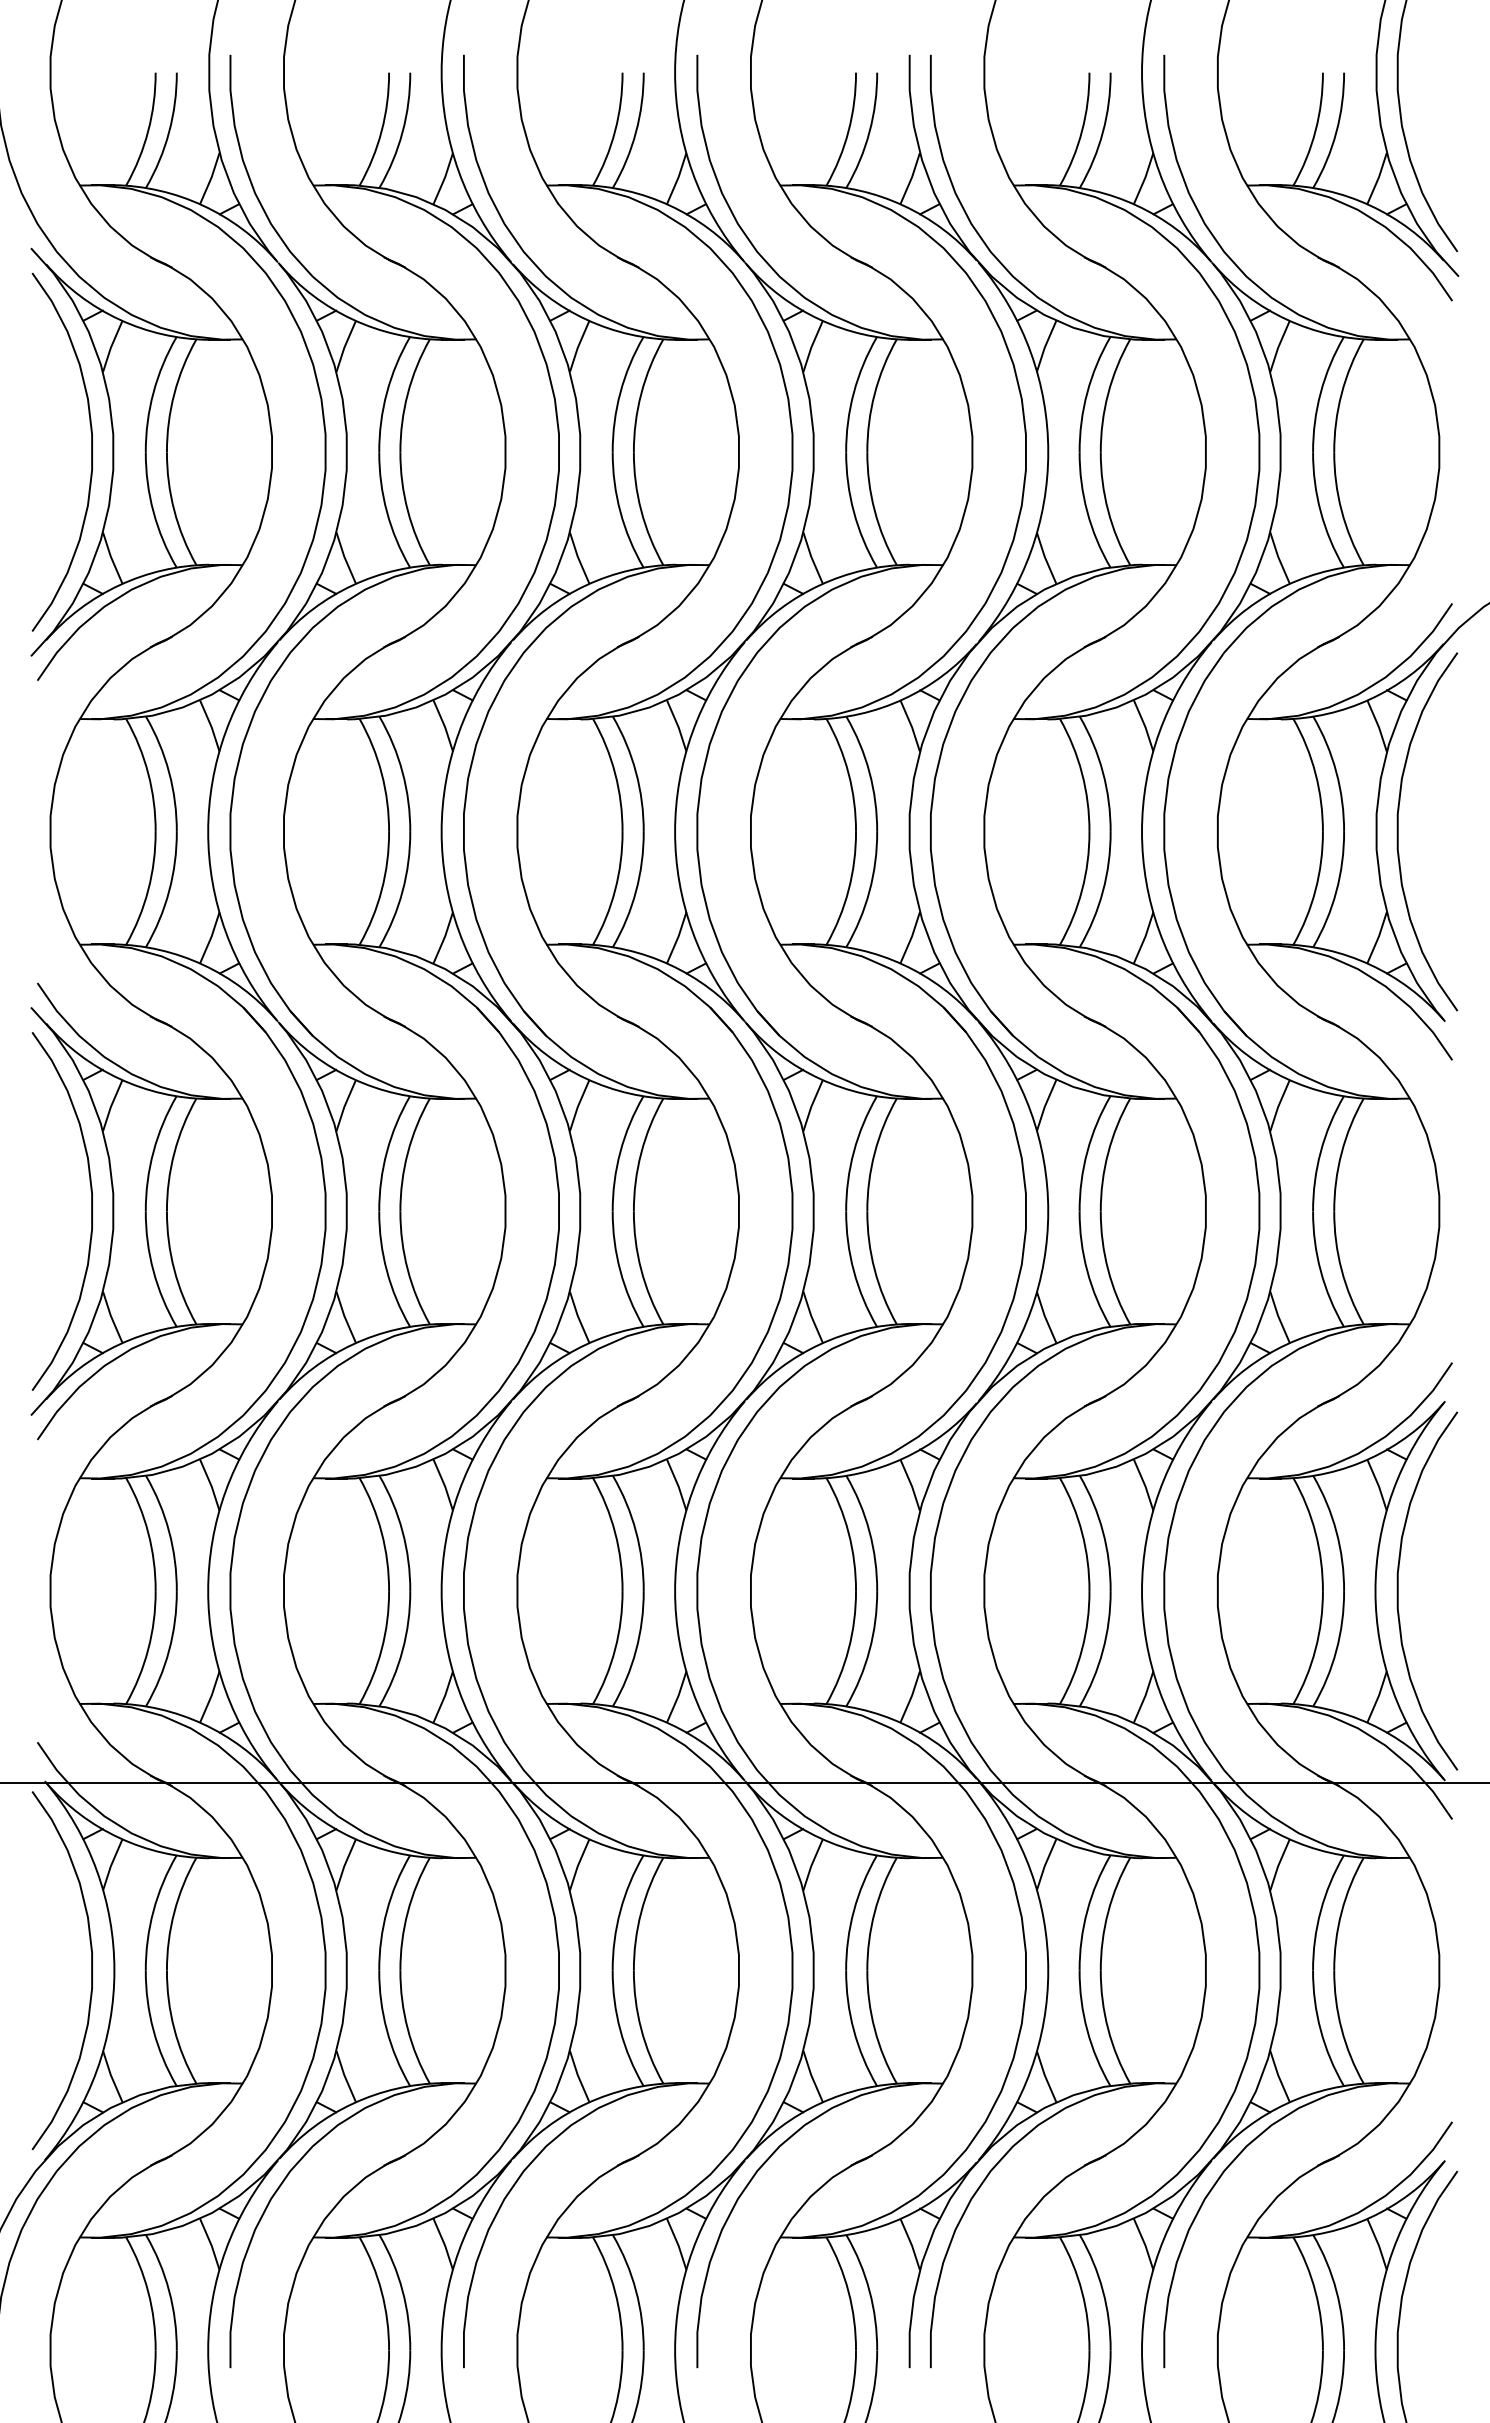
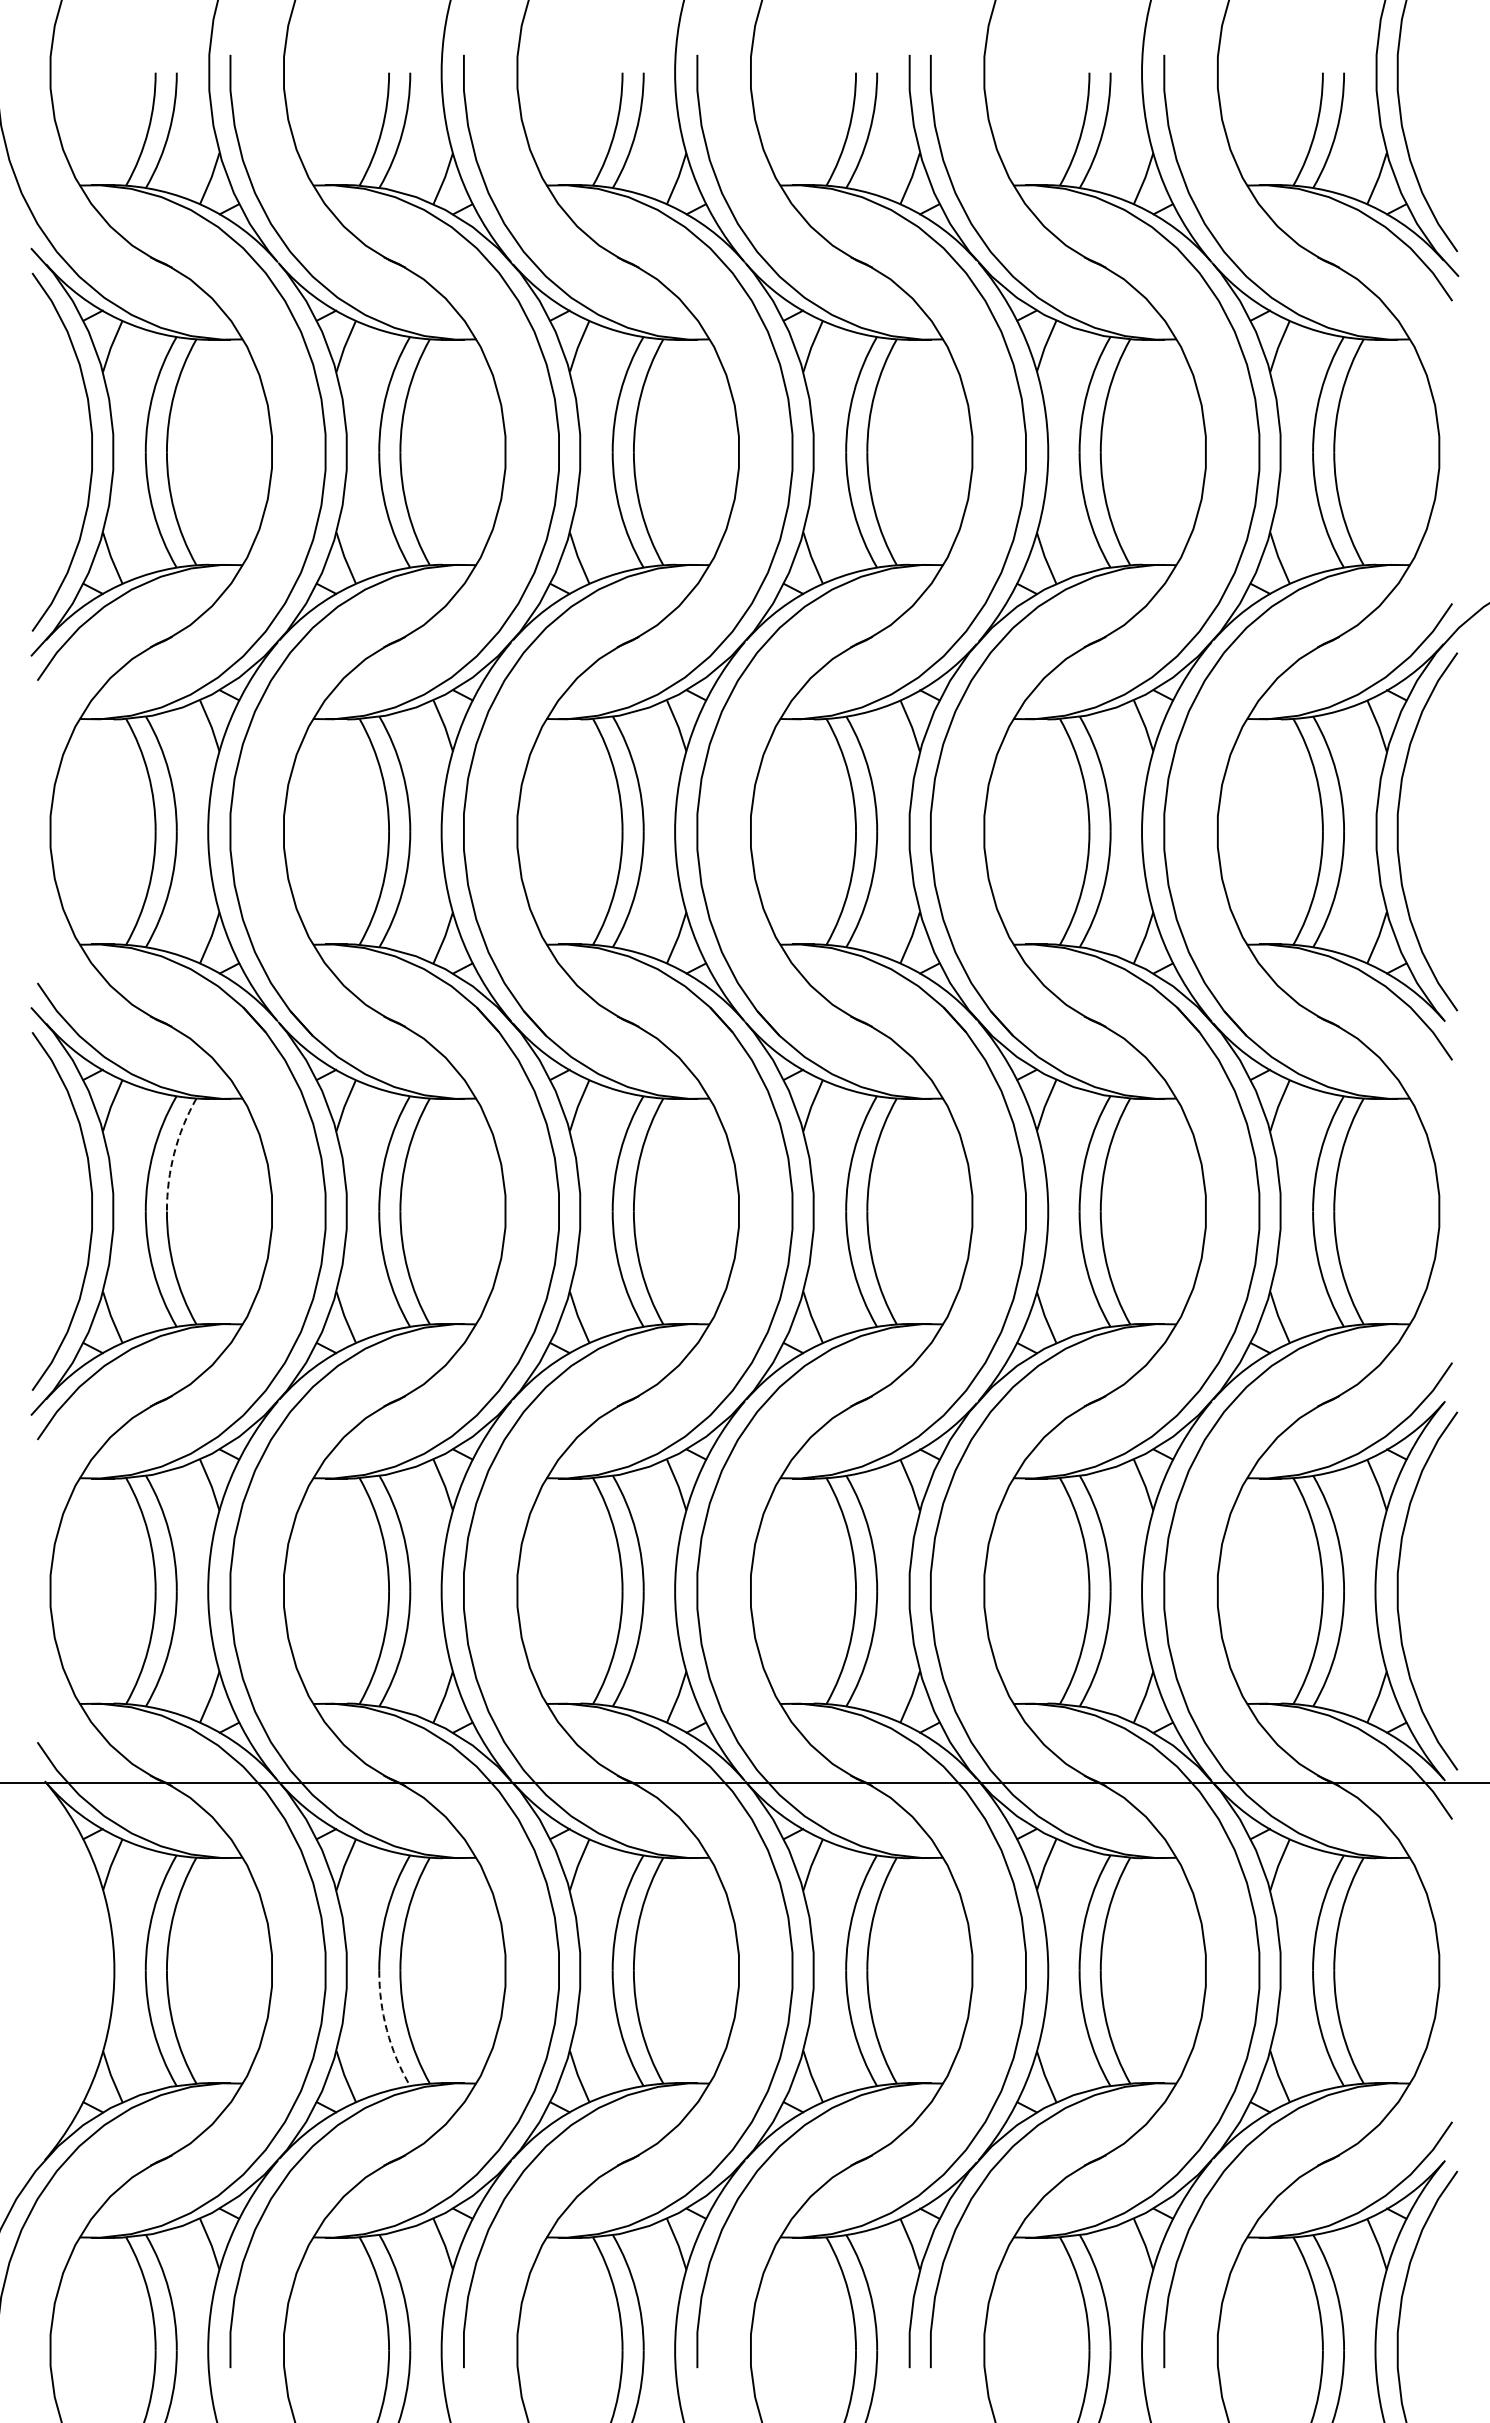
arc: solid -> dashed (174, 1153)
curve: present -> none (91, 1970)
arc: solid -> dashed (386, 2030)
